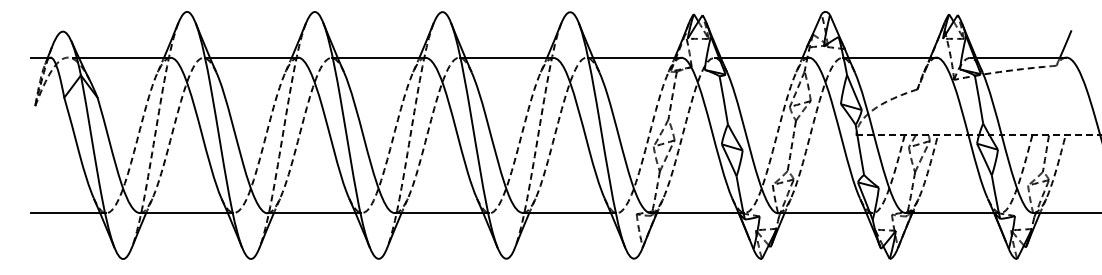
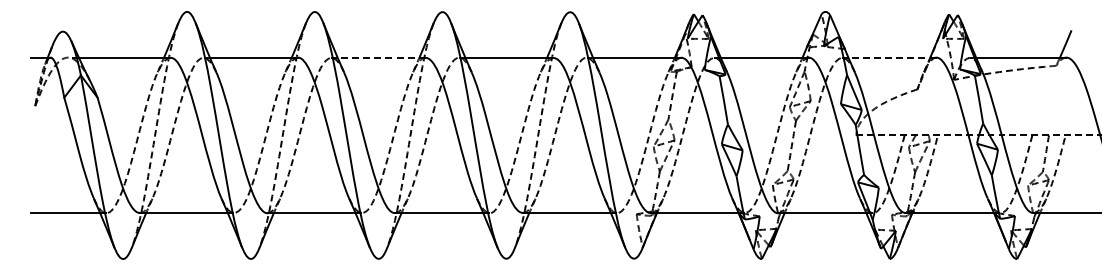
line: solid -> dashed (381, 57)
line: solid -> dashed (892, 57)
